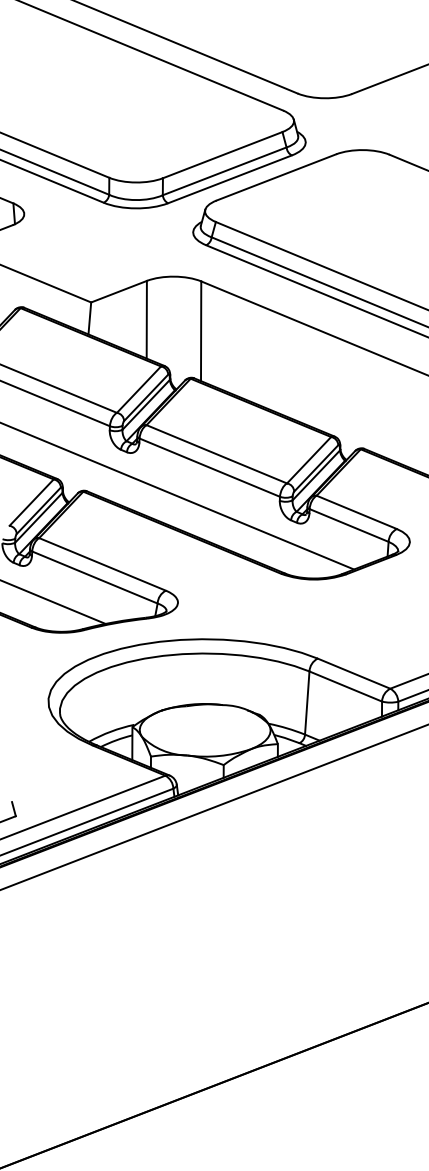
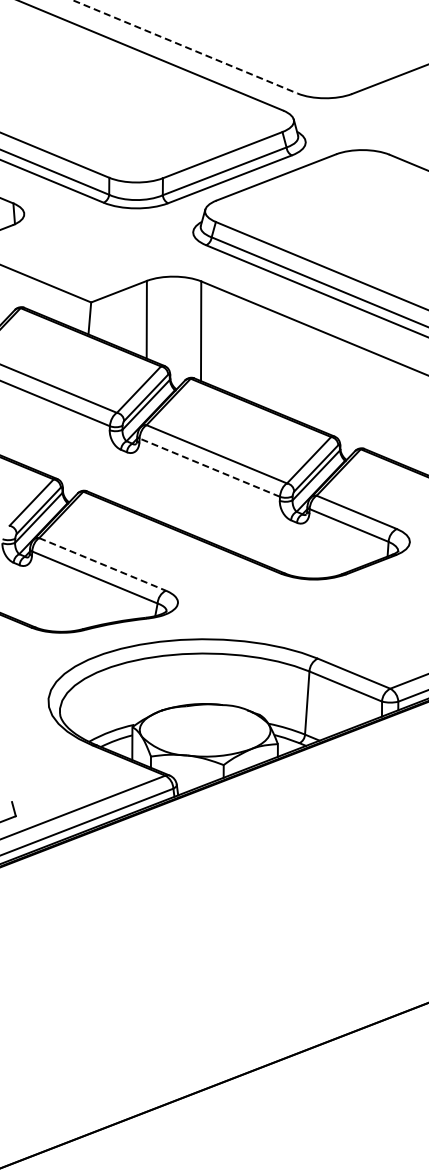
line: solid -> dashed (185, 46)
line: solid -> dashed (209, 467)
line: present -> none (178, 496)
line: solid -> dashed (102, 564)
line: present -> none (53, 602)
line: present -> none (213, 807)
